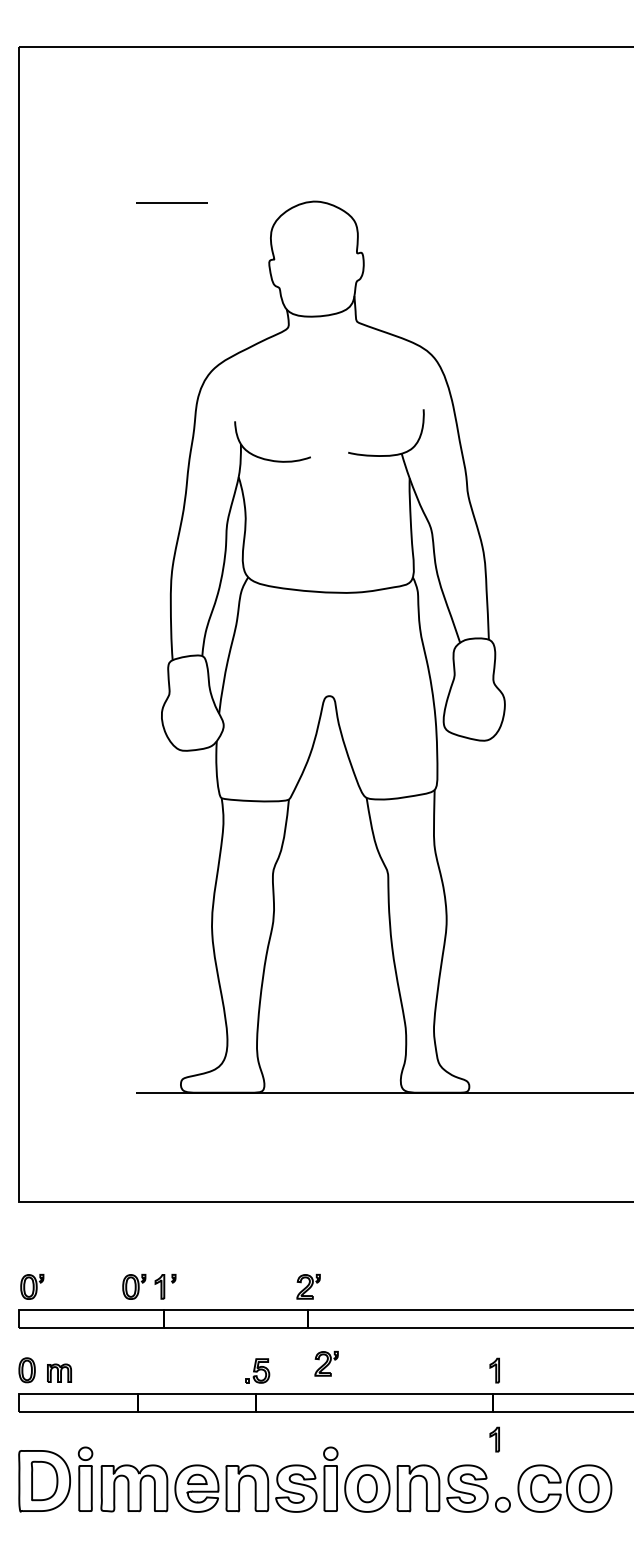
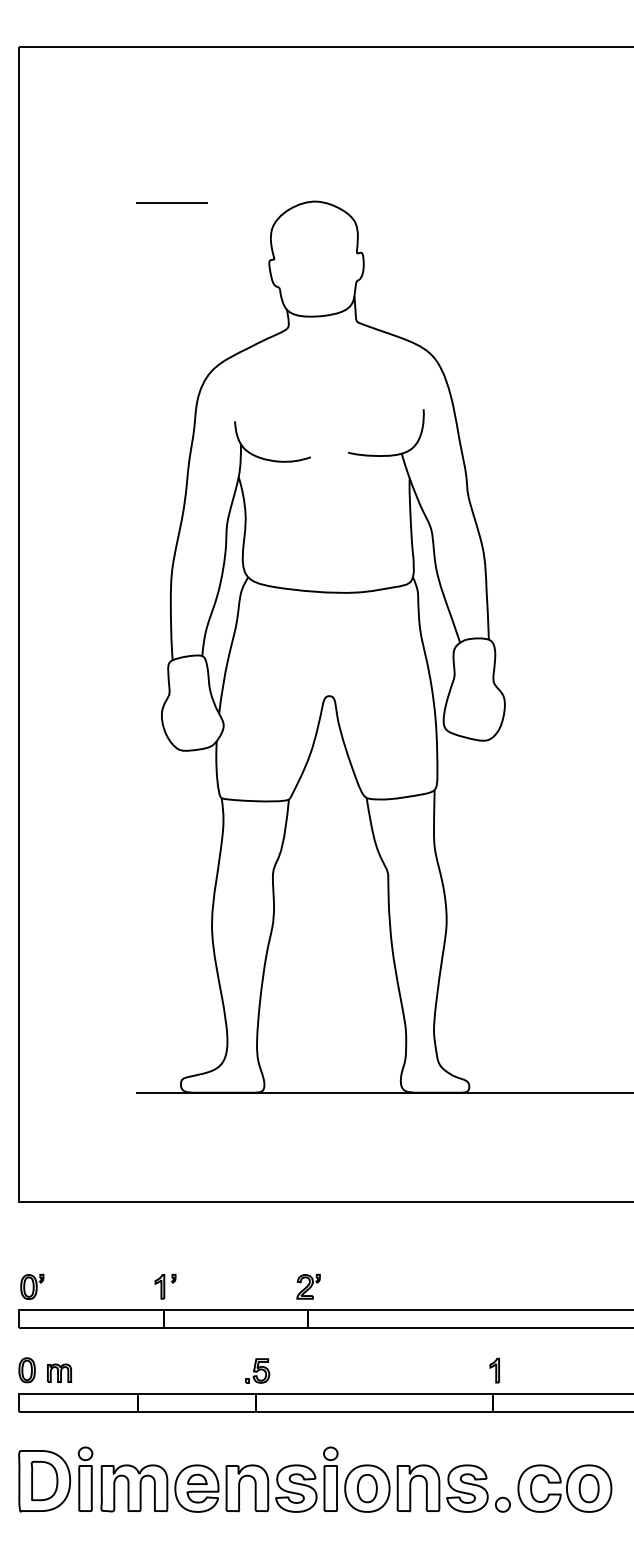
part: present -> none (134, 1286)
part: present -> none (326, 1363)
part: present -> none (494, 1439)
